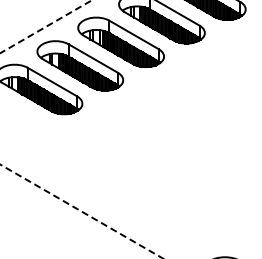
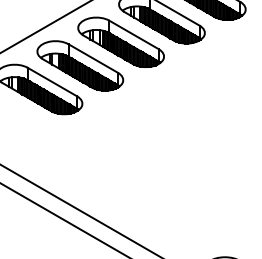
line: dashed -> solid (46, 26)
line: dashed -> solid (82, 211)
line: none -> present (63, 219)
